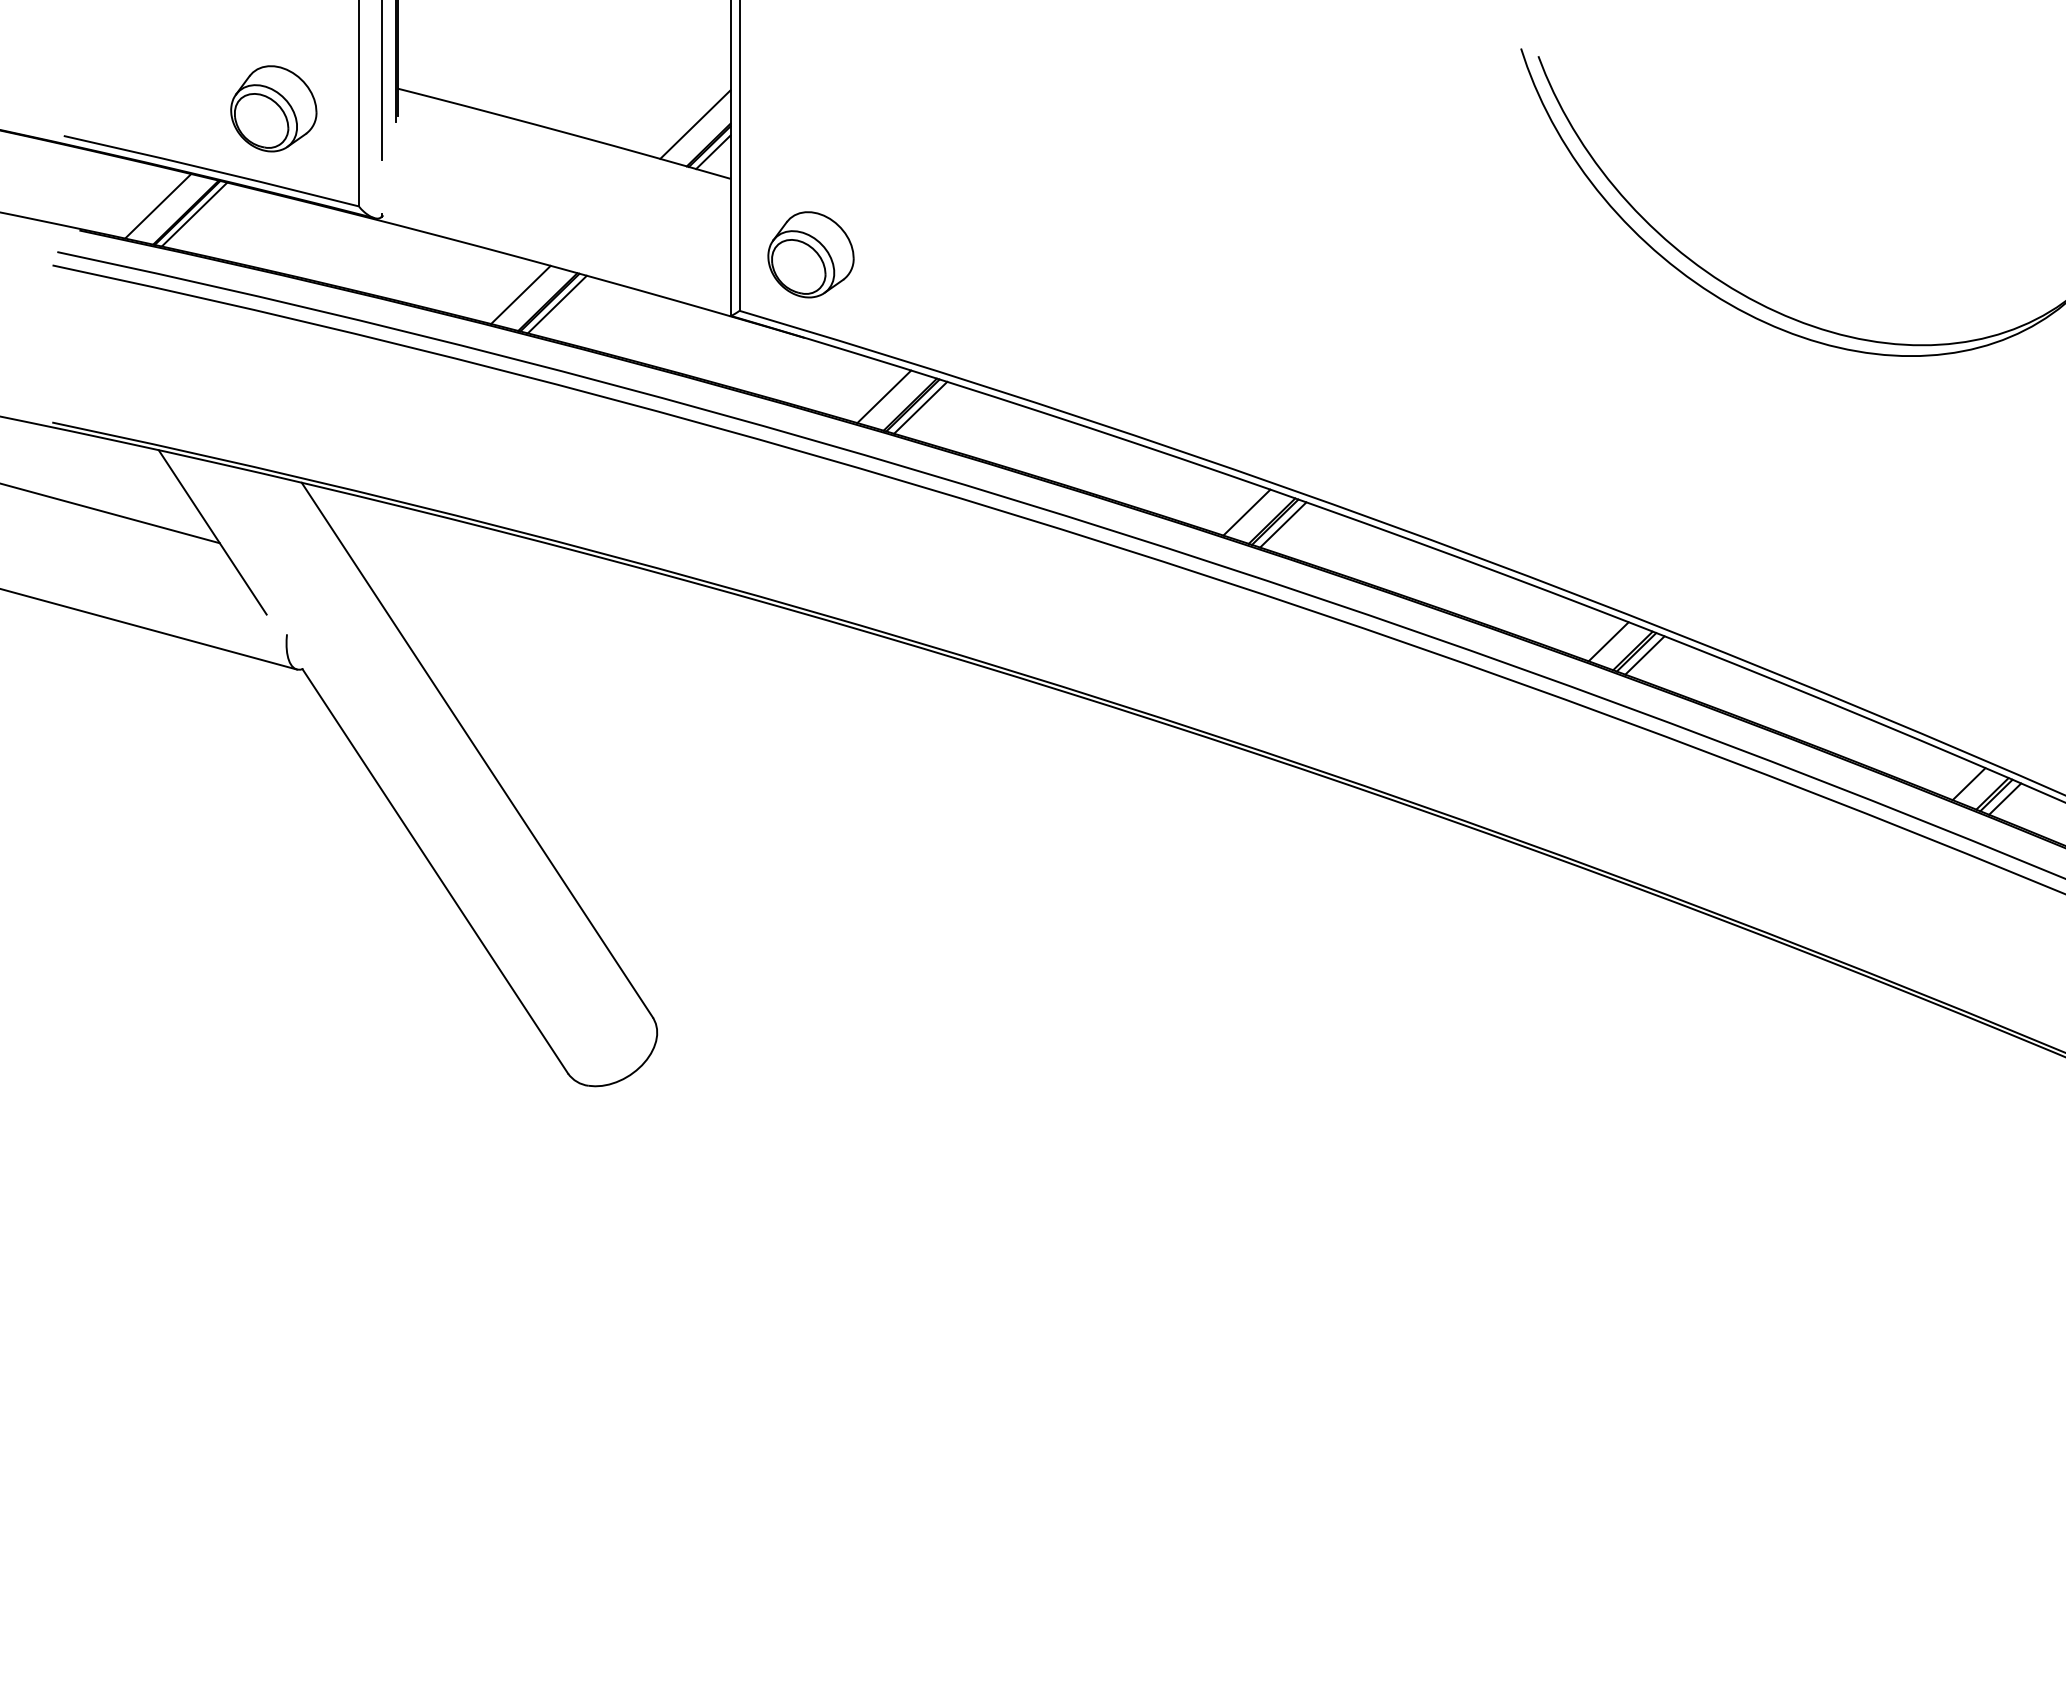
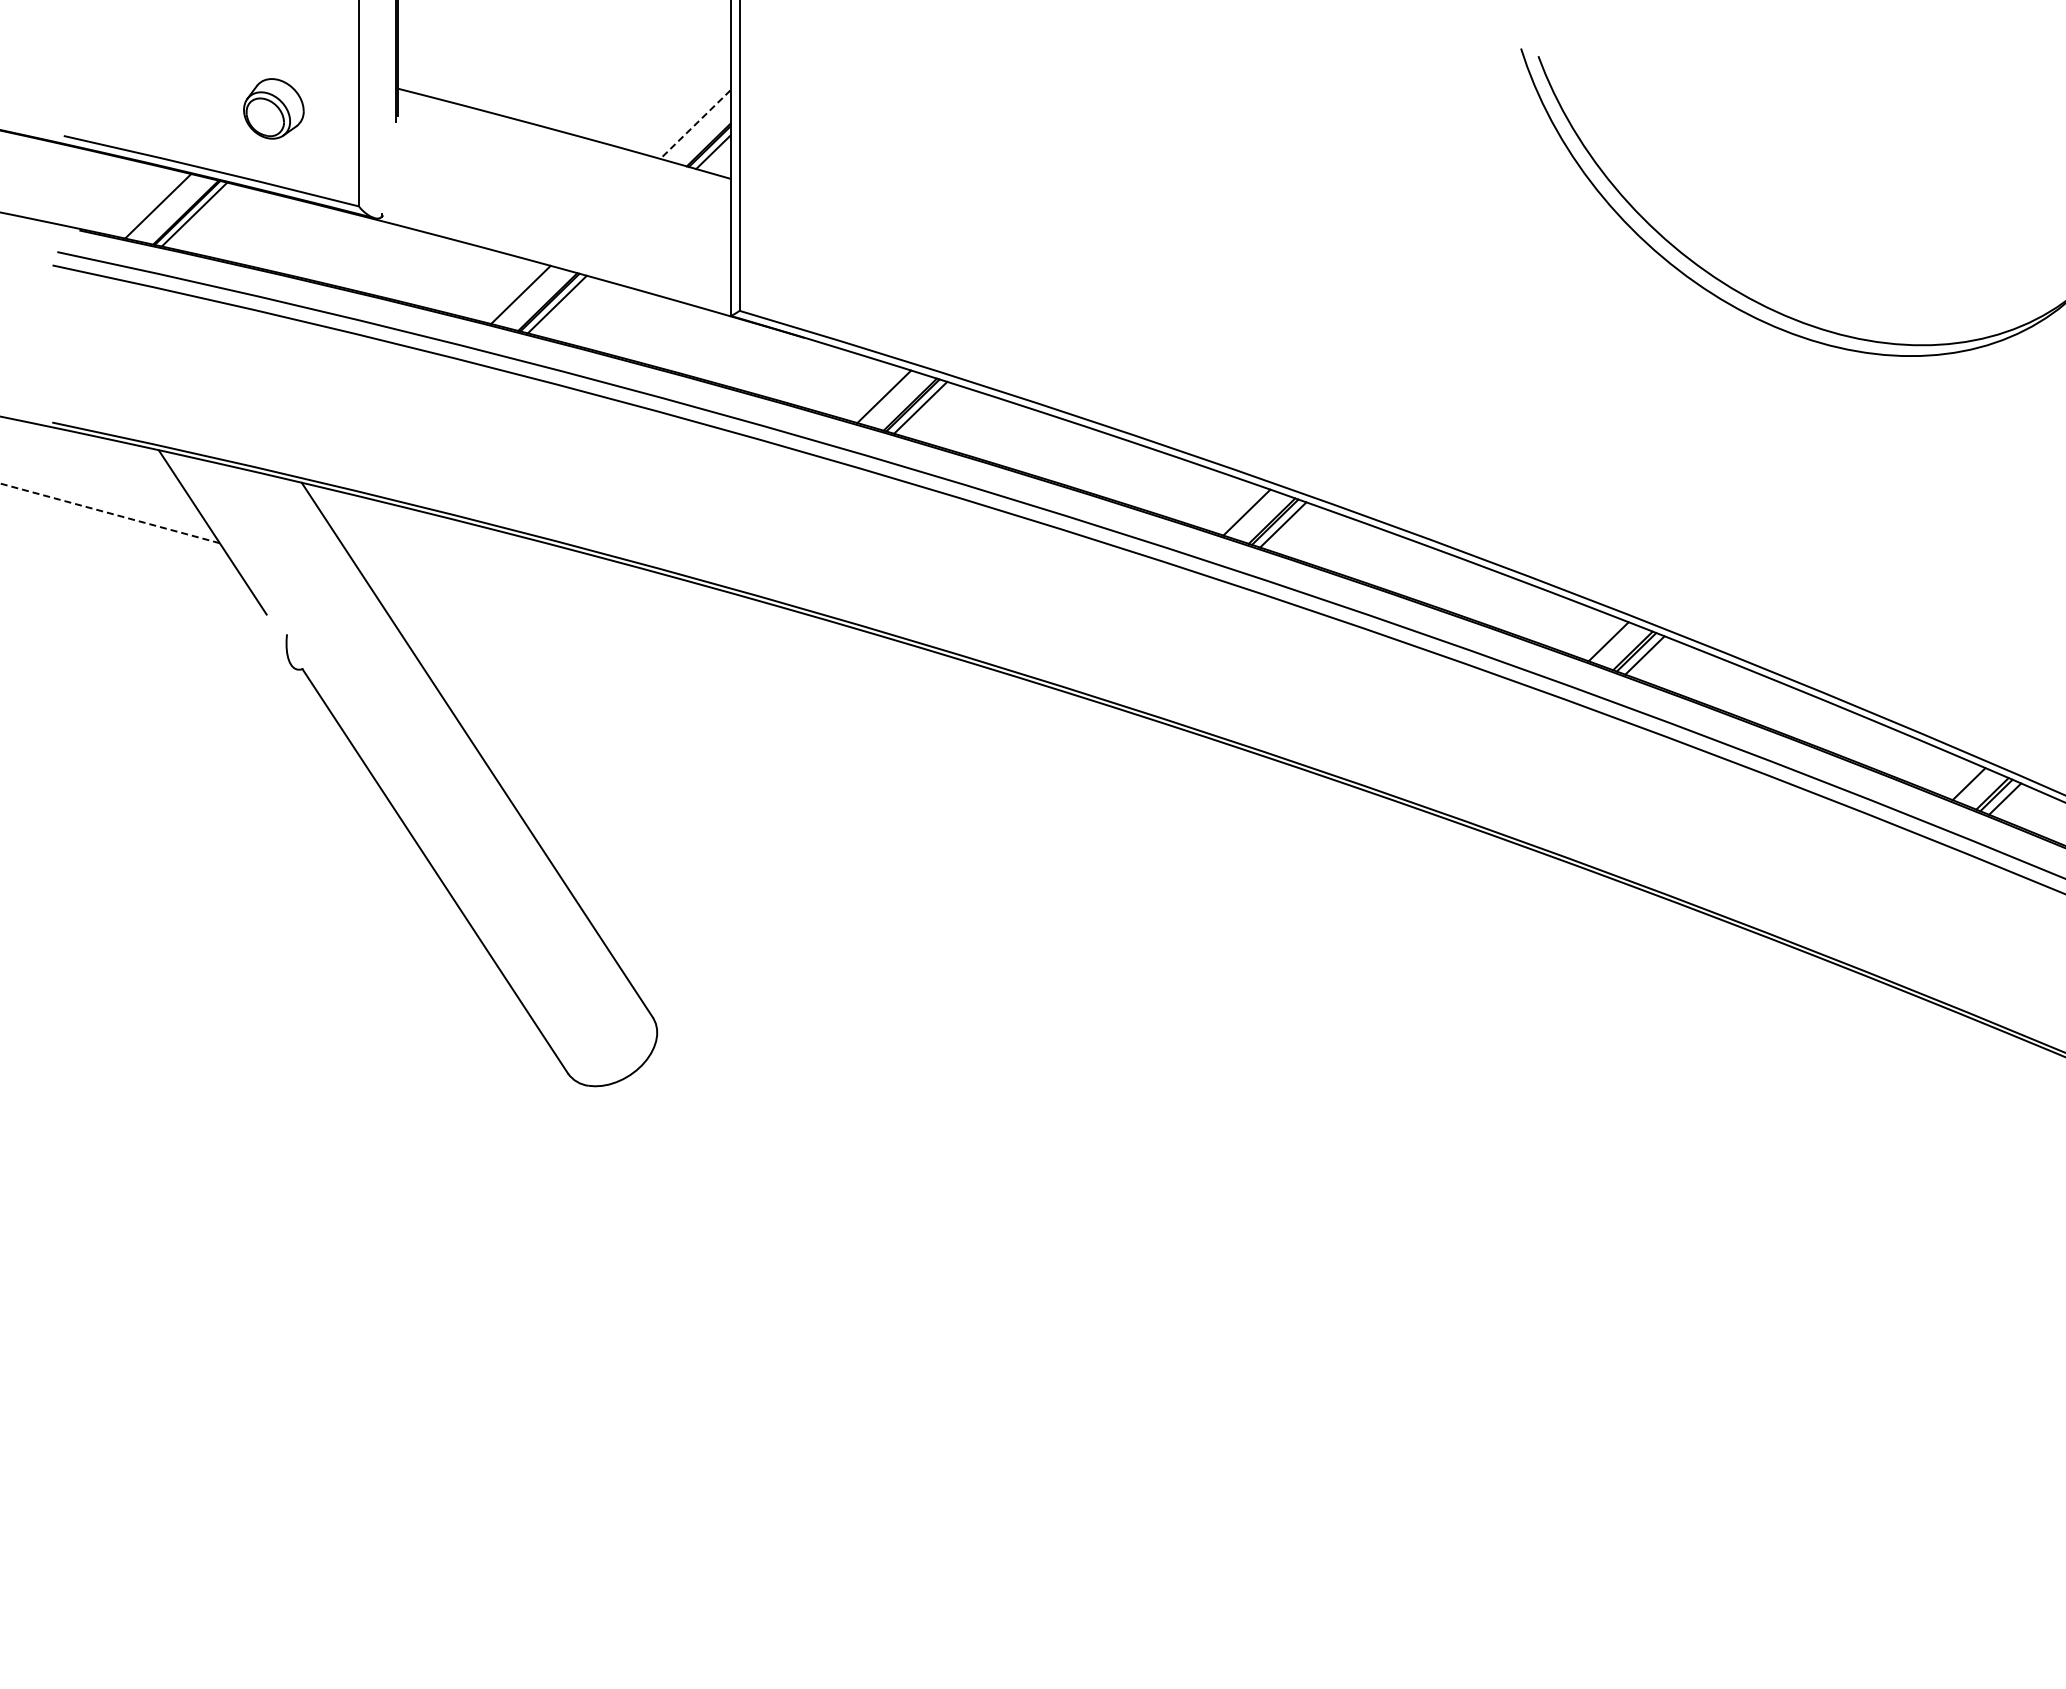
line: present -> none (381, 80)
part size: 88x88 px -> 62x62 px (273, 108)
line: solid -> dashed (695, 124)
part: present -> none (810, 254)
line: solid -> dashed (109, 513)
line: present -> none (149, 629)
